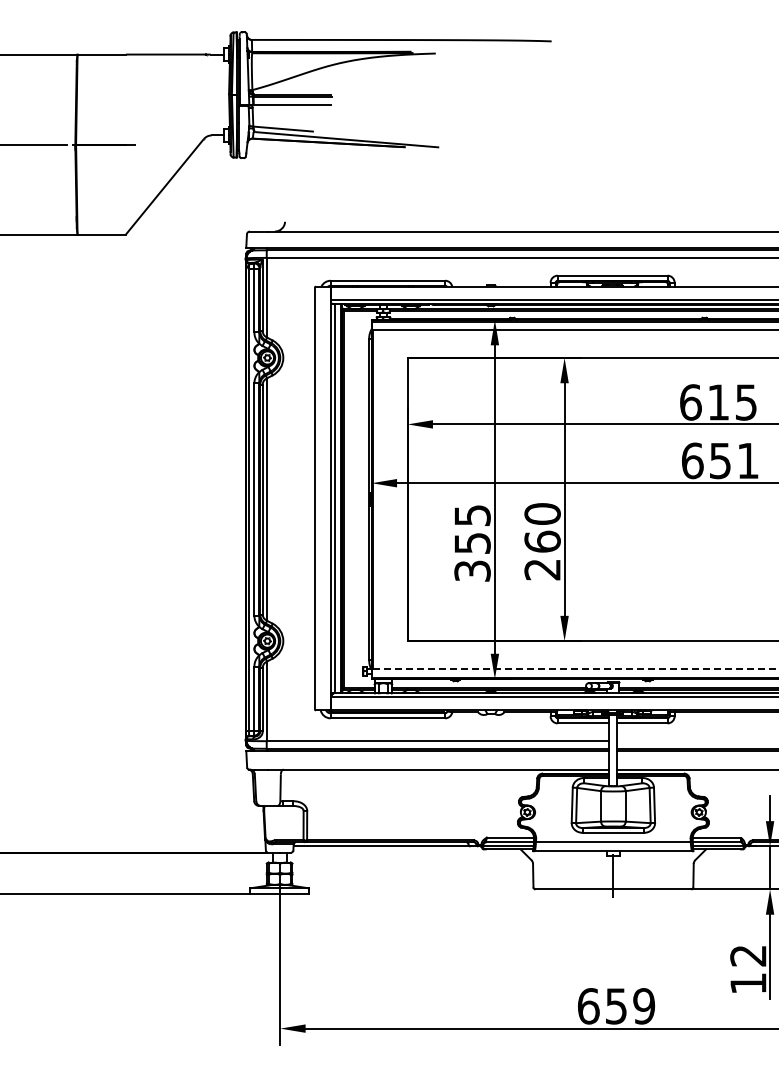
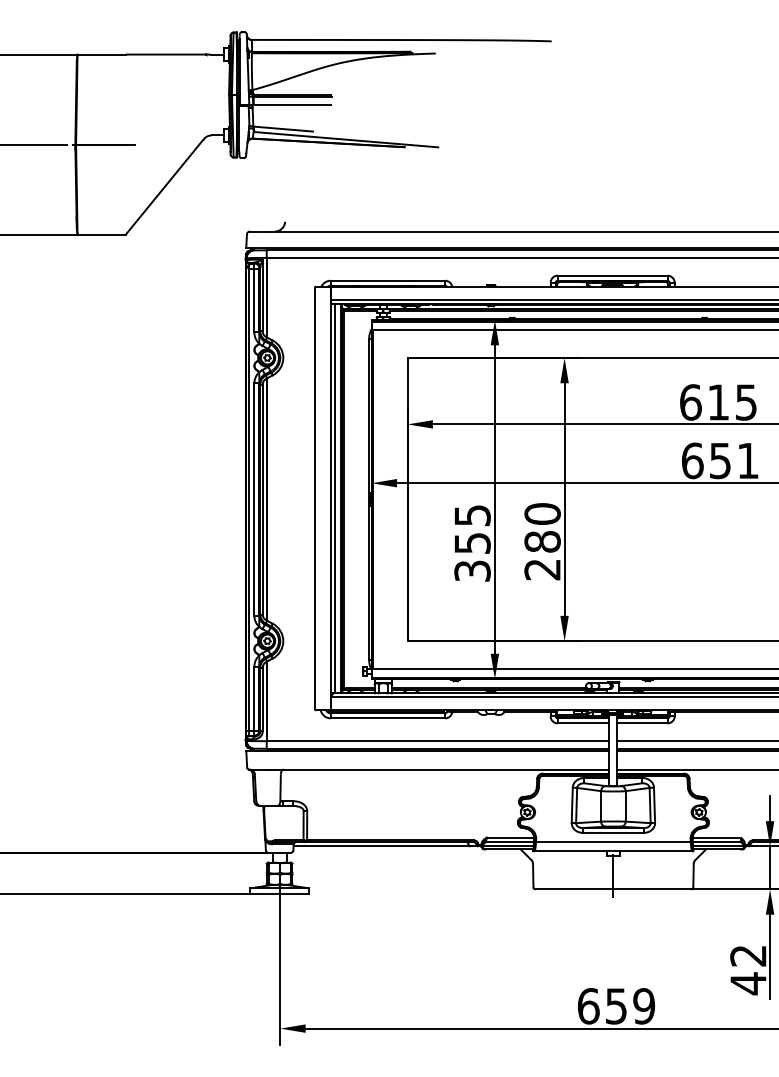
text: 260 -> 280 (542, 541)
line: dashed -> solid (575, 668)
line: none -> present (696, 741)
text: 12 -> 42 (748, 983)
